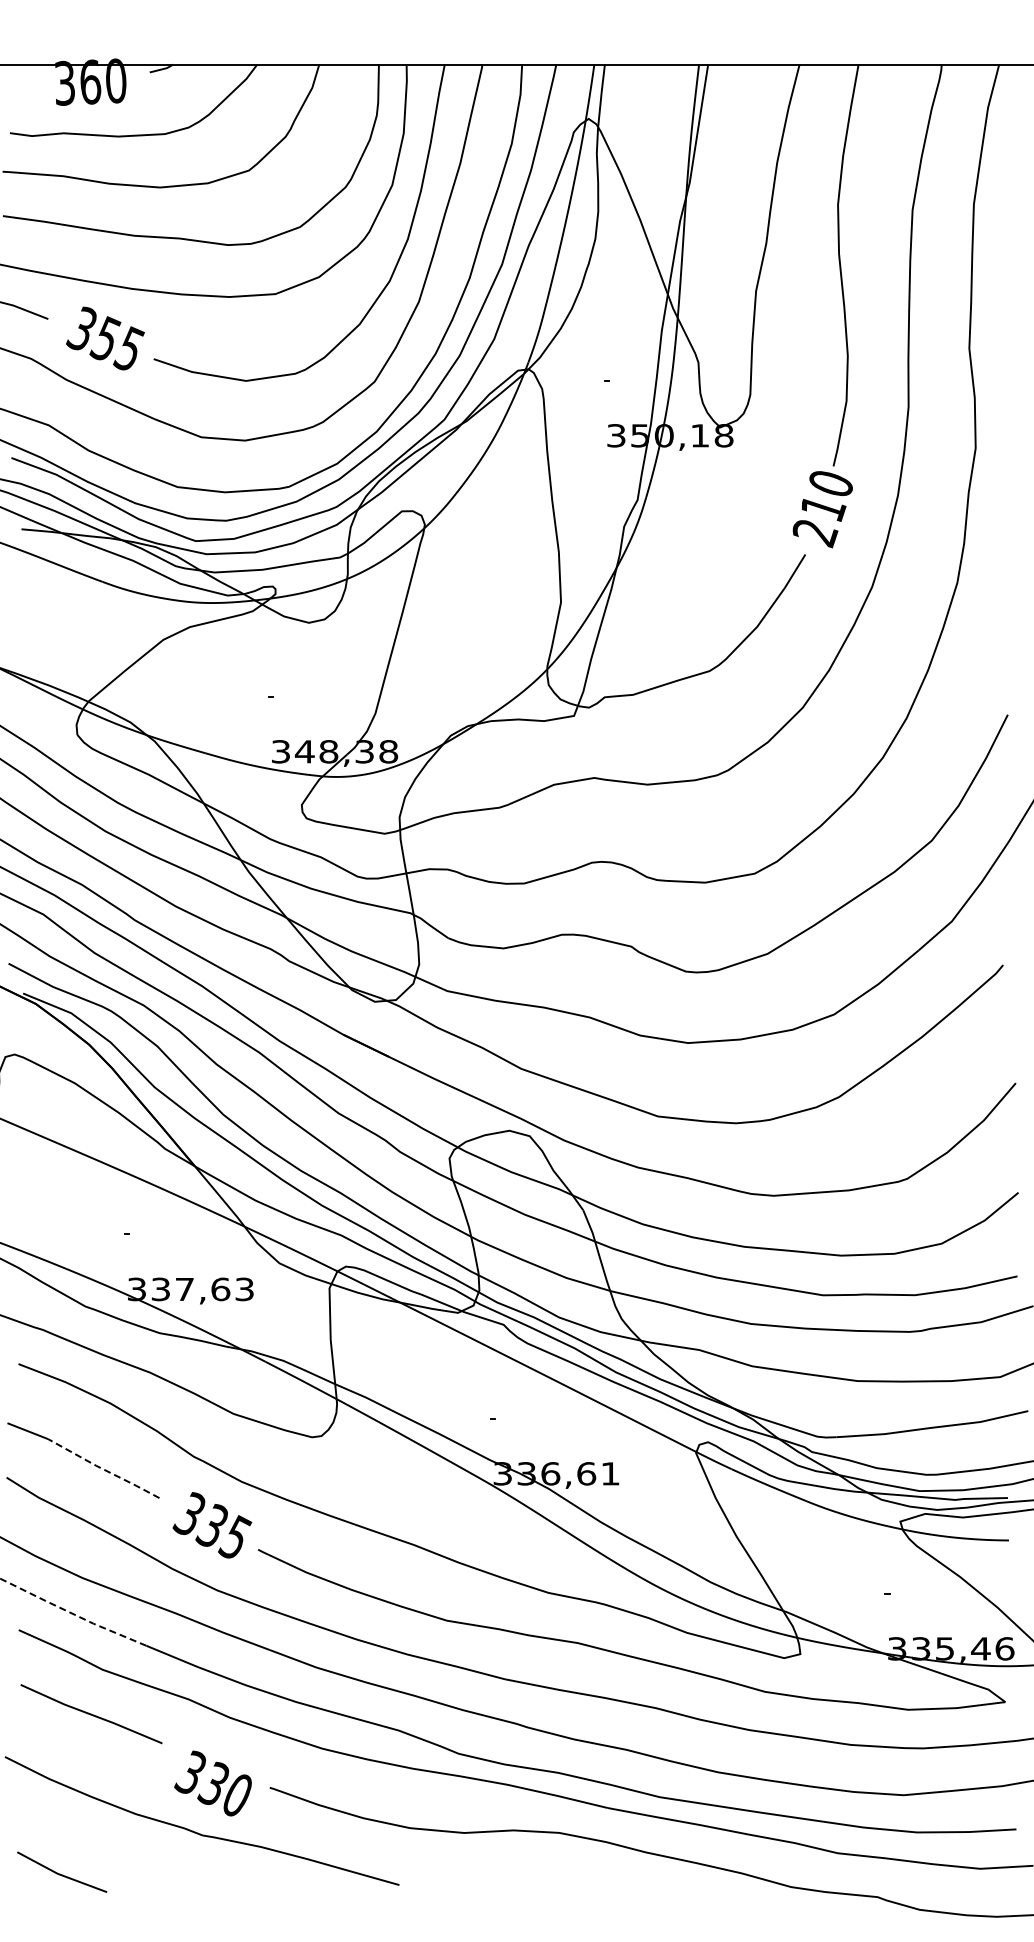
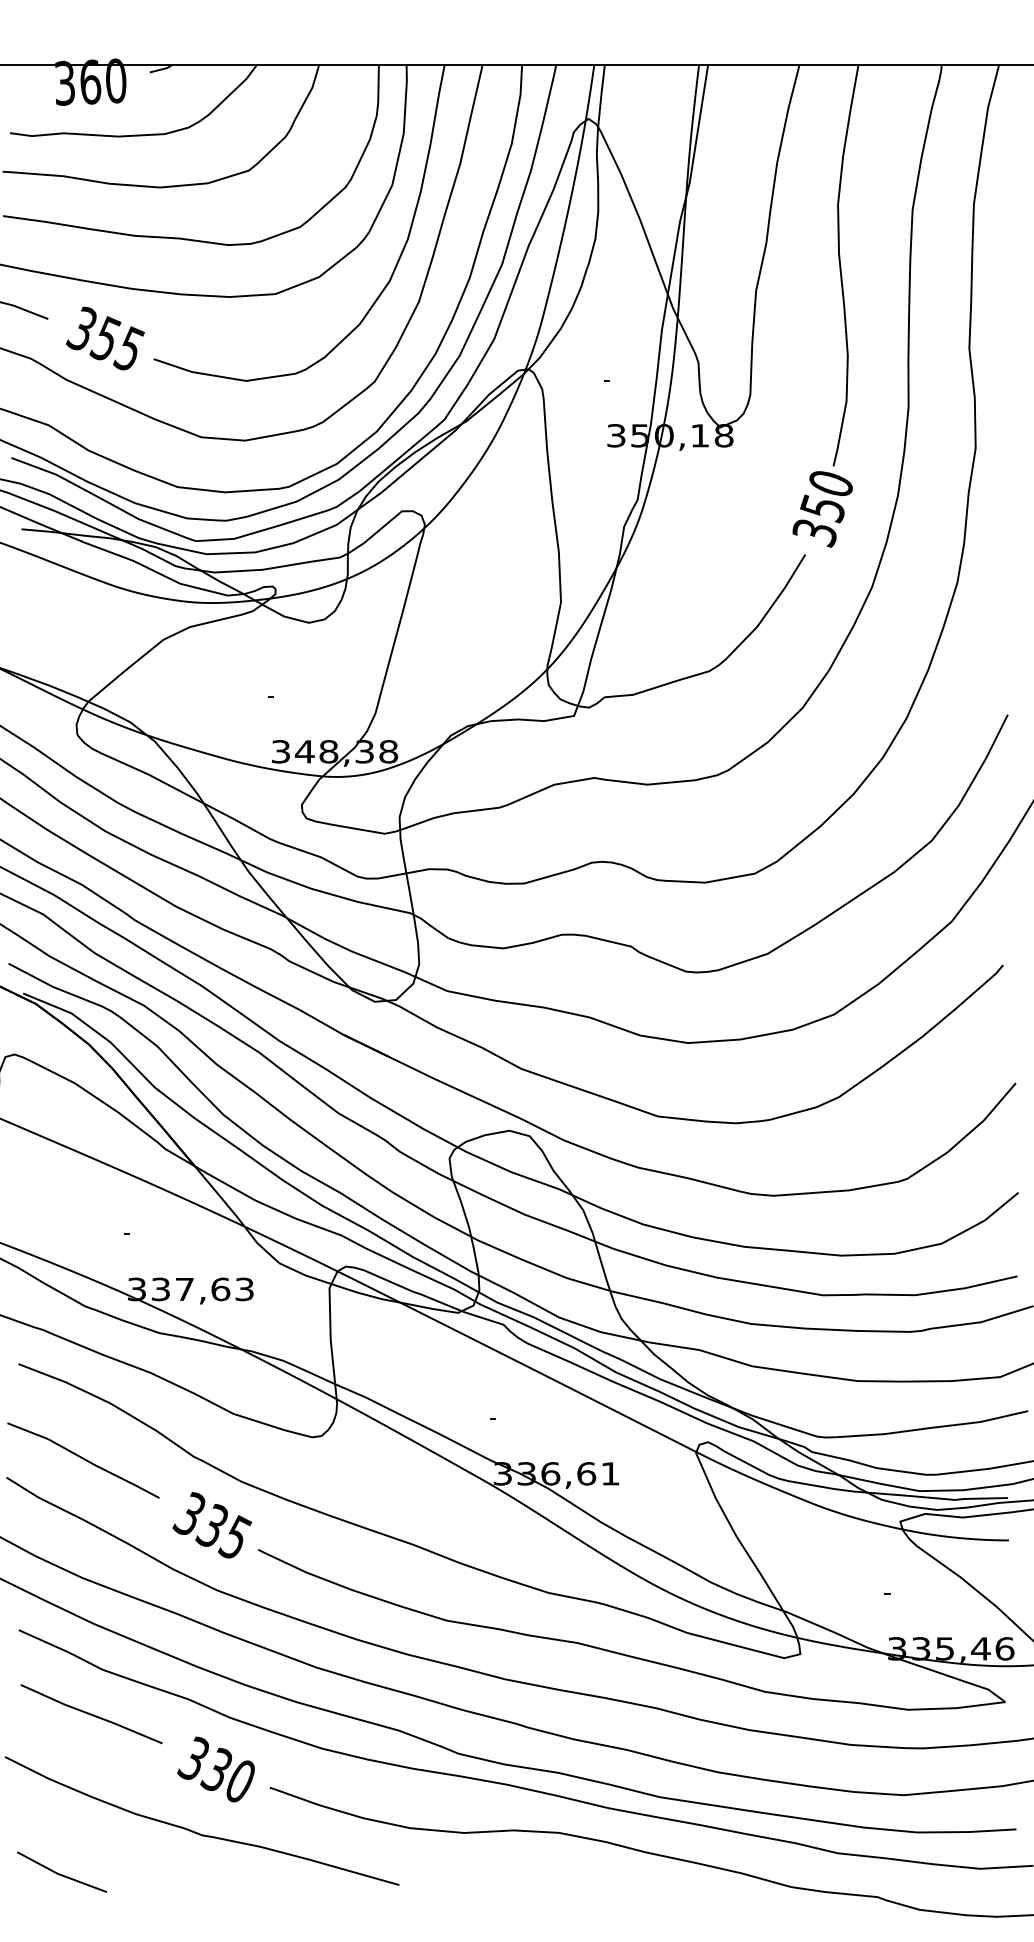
text: 210 -> 350 (819, 521)
line: dashed -> solid (103, 1469)
line: dashed -> solid (72, 1613)
text position: (212, 1783) -> (215, 1769) (215, 1769)
